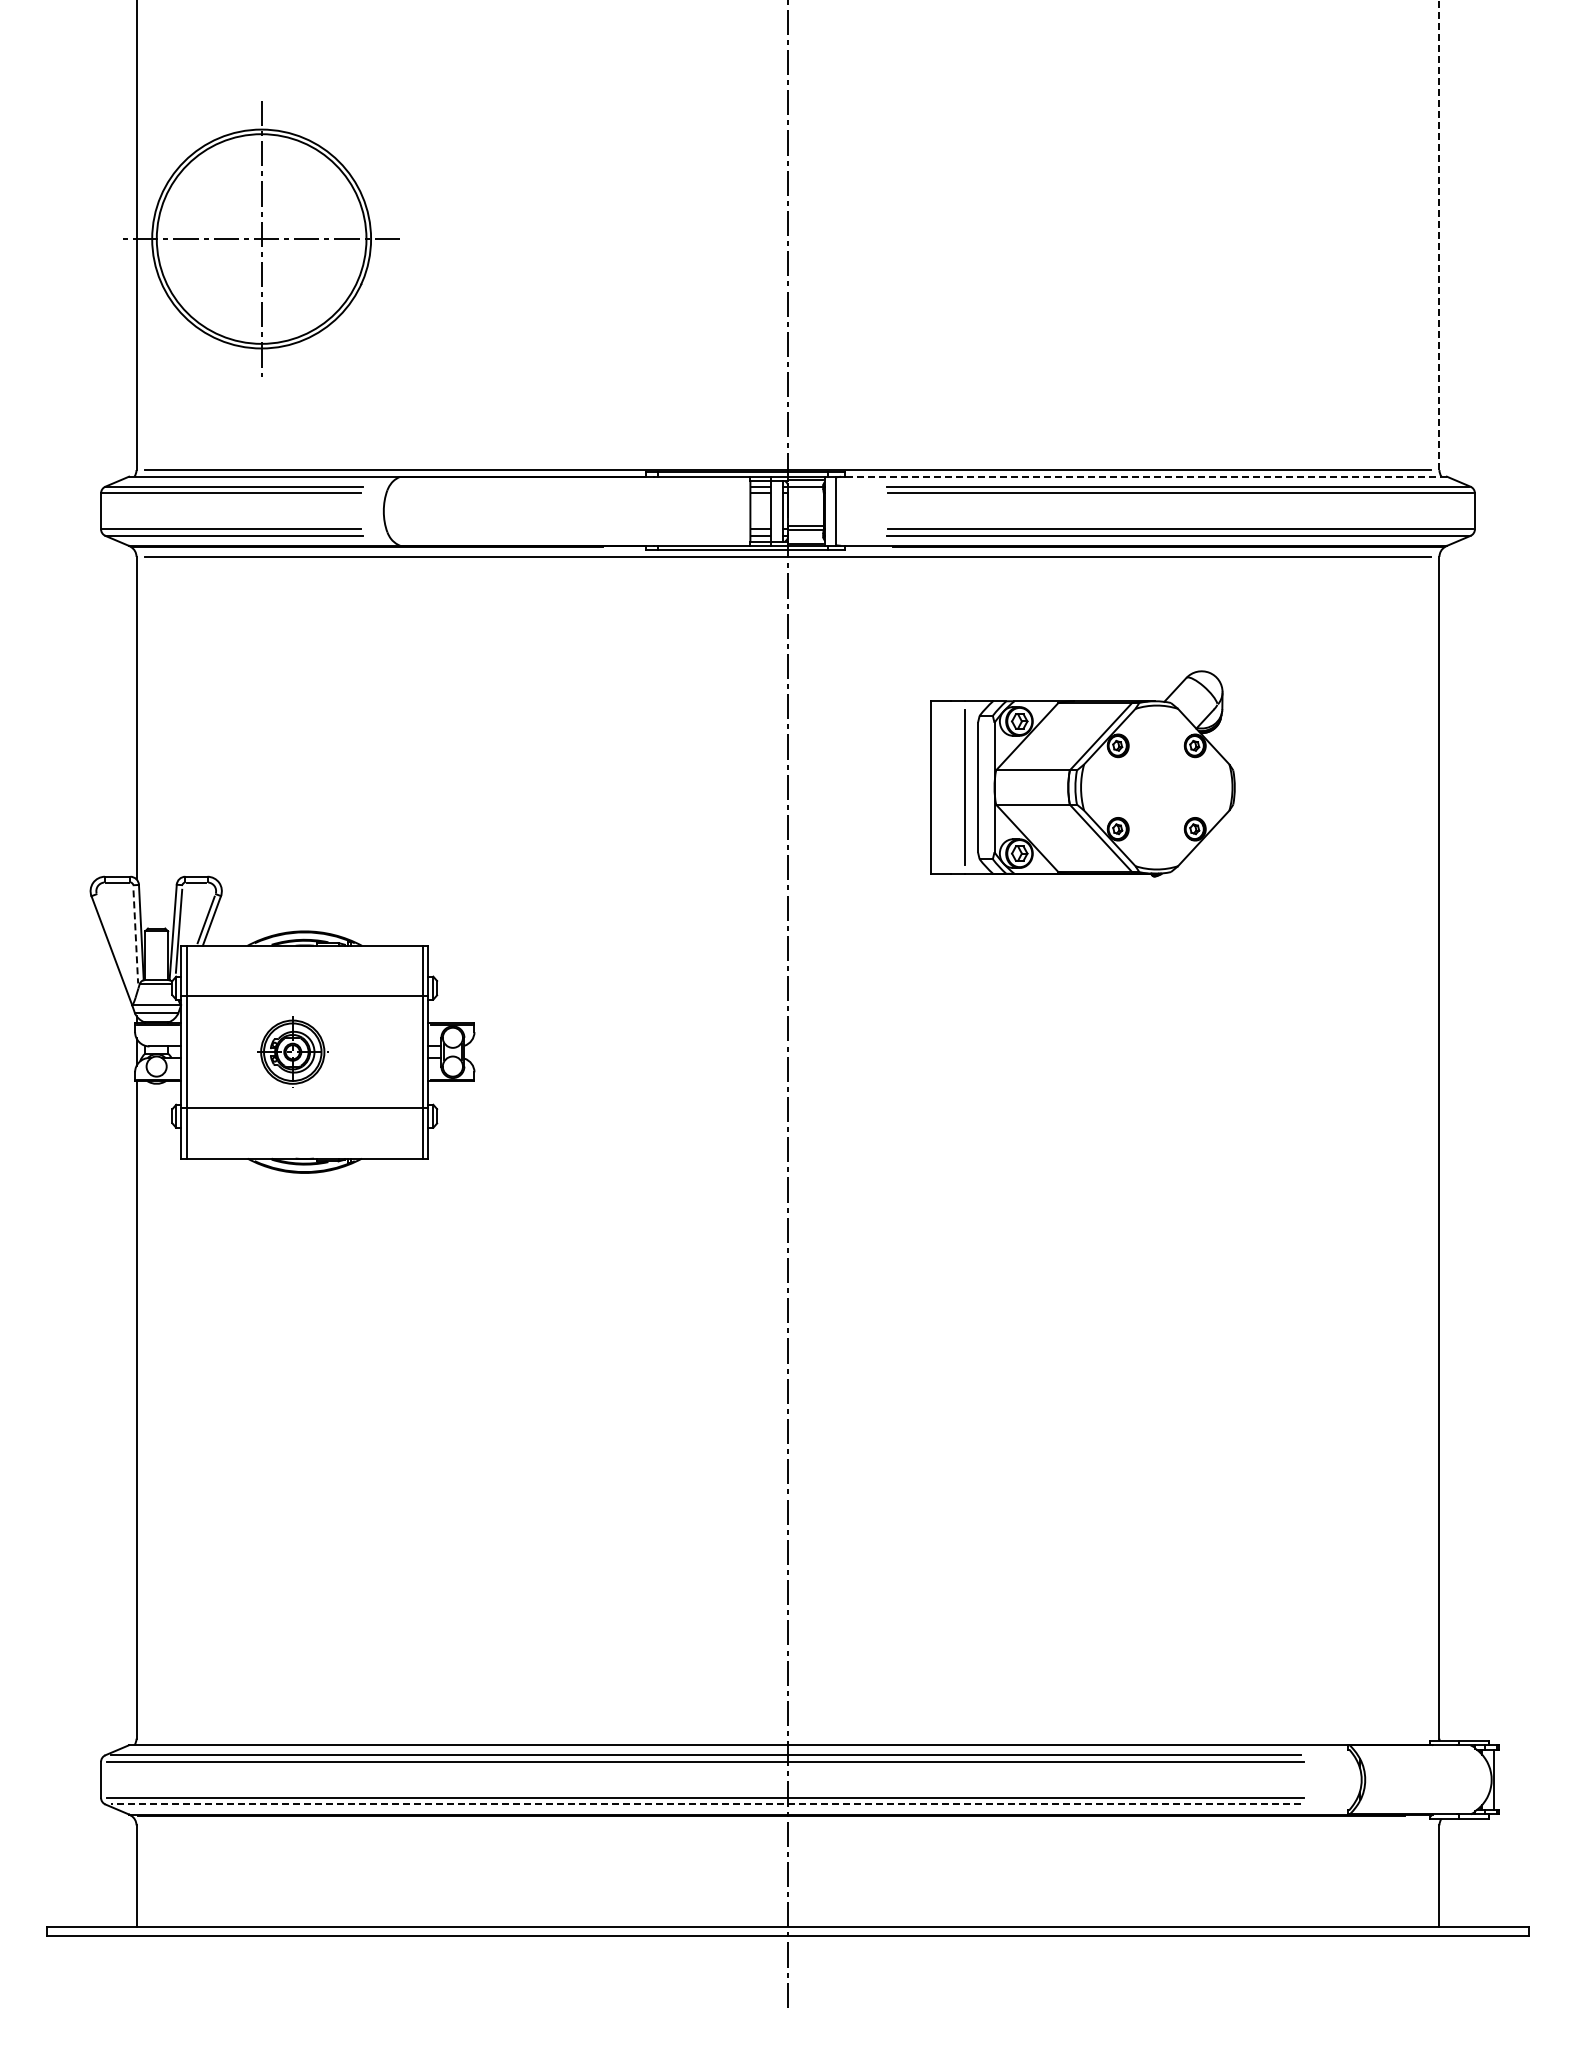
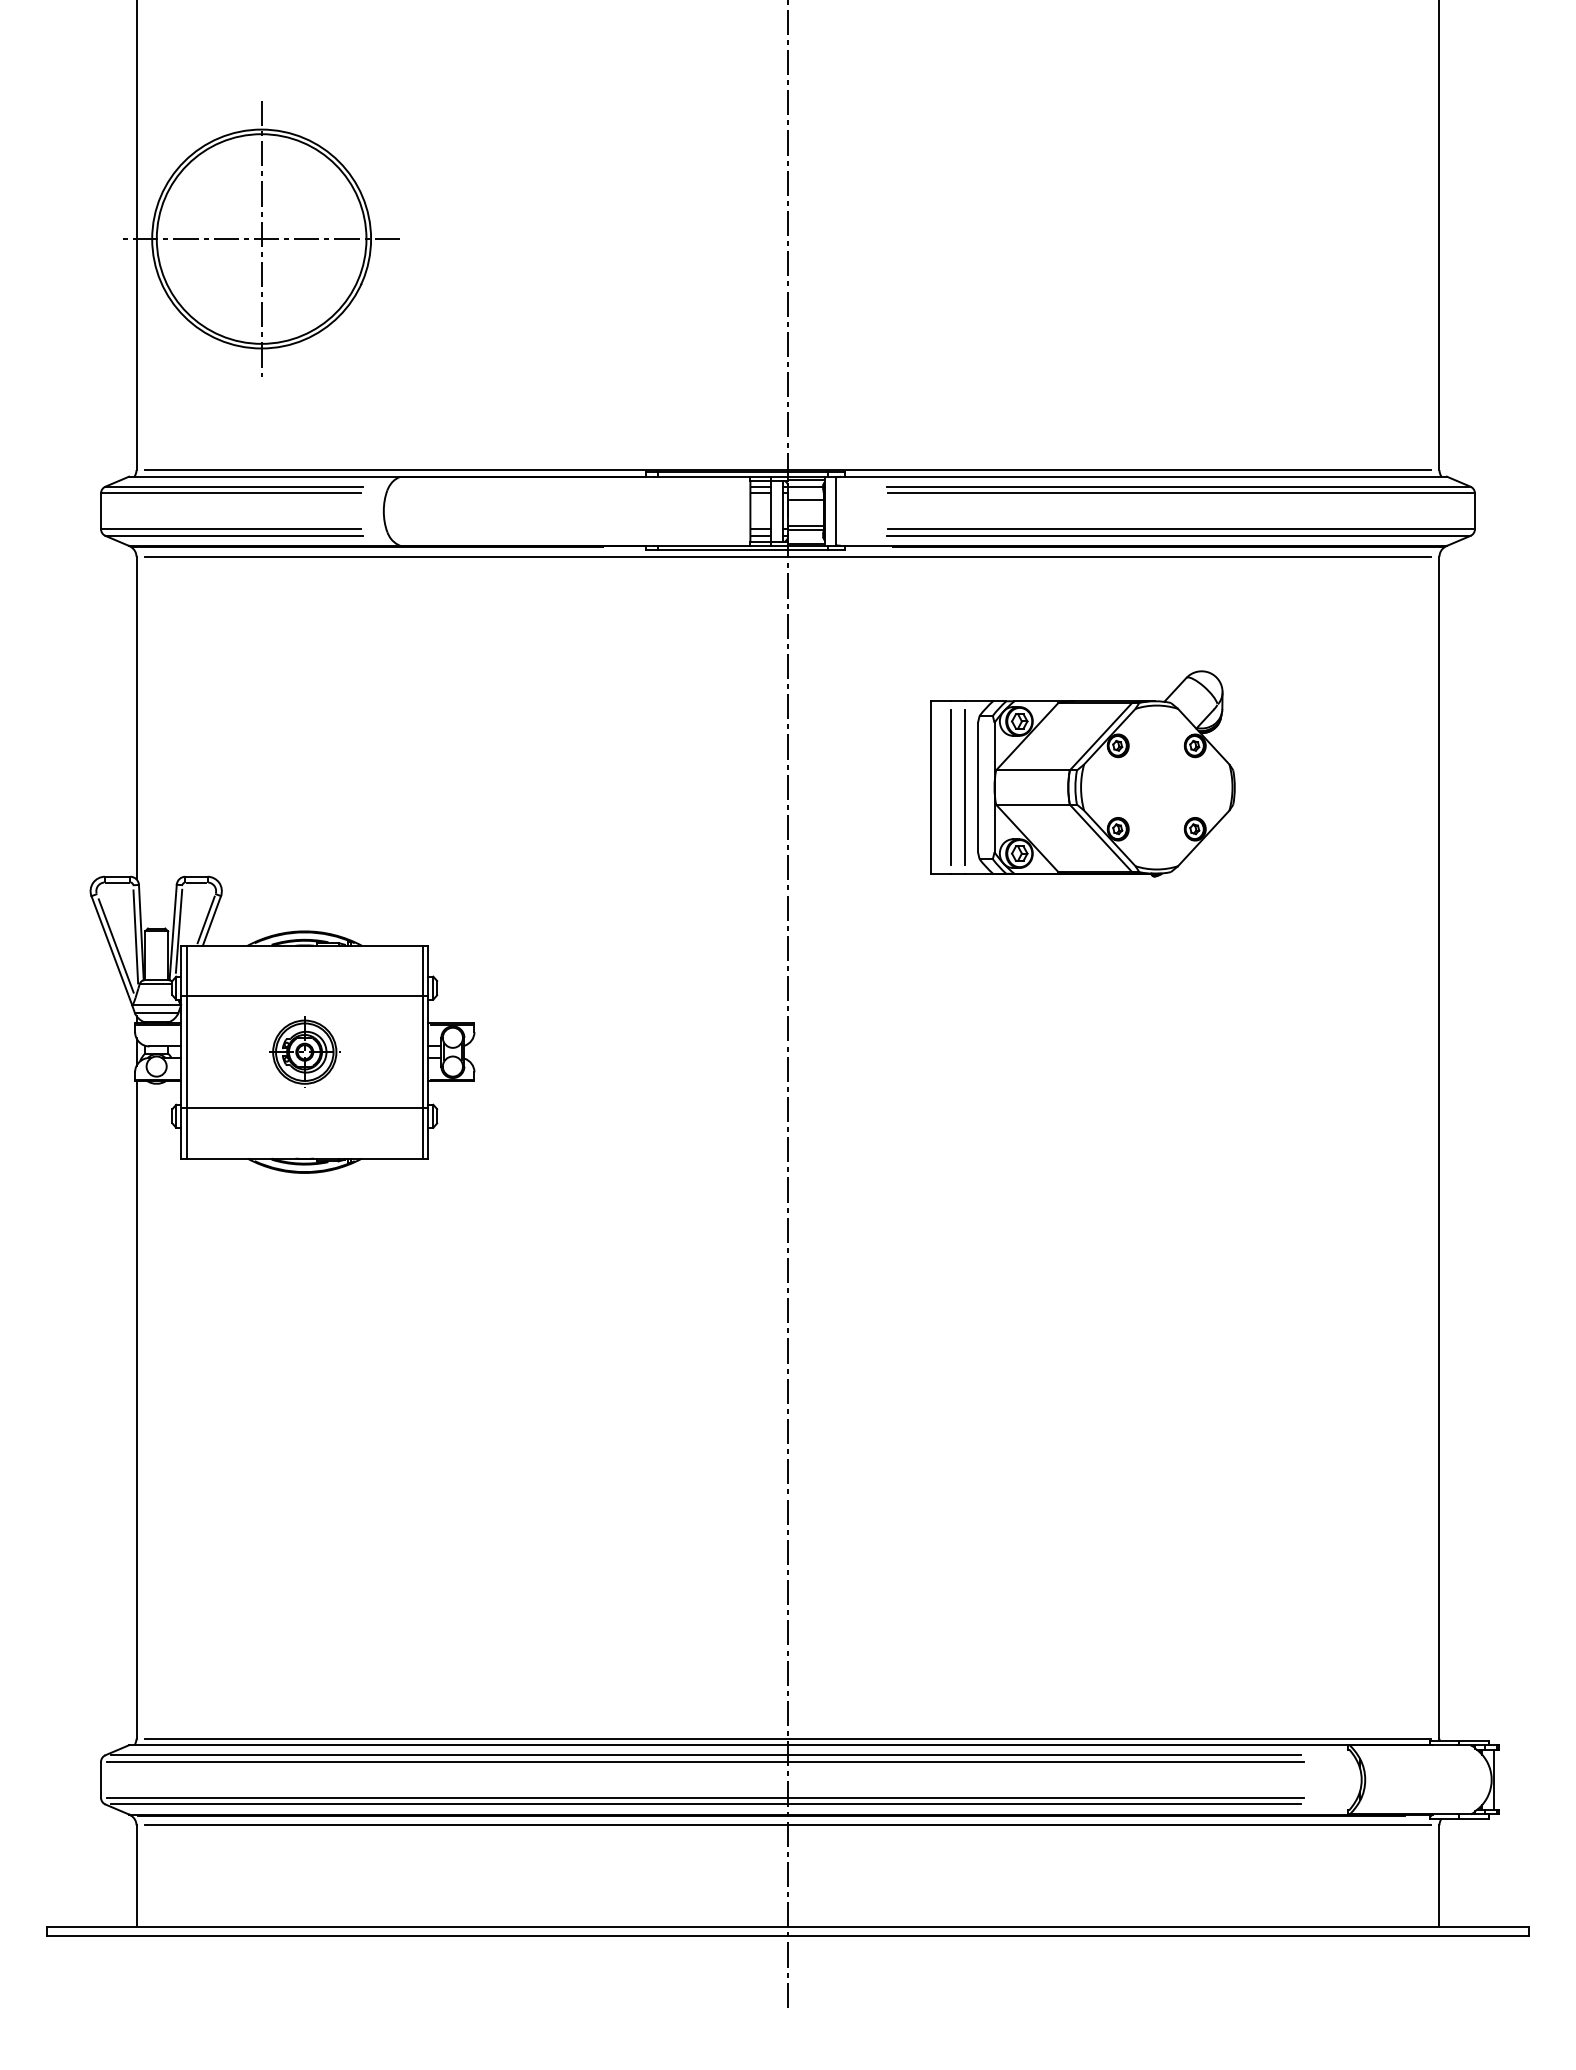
line: dashed -> solid (1439, 235)
line: dashed -> solid (1146, 476)
line: none -> present (805, 500)
line: none -> present (951, 787)
line: dashed -> solid (135, 936)
line: none -> present (115, 945)
part position: (292, 1051) -> (304, 1051) (304, 1051)
line: none -> present (787, 1738)
line: dashed -> solid (705, 1804)
line: none -> present (787, 1825)
